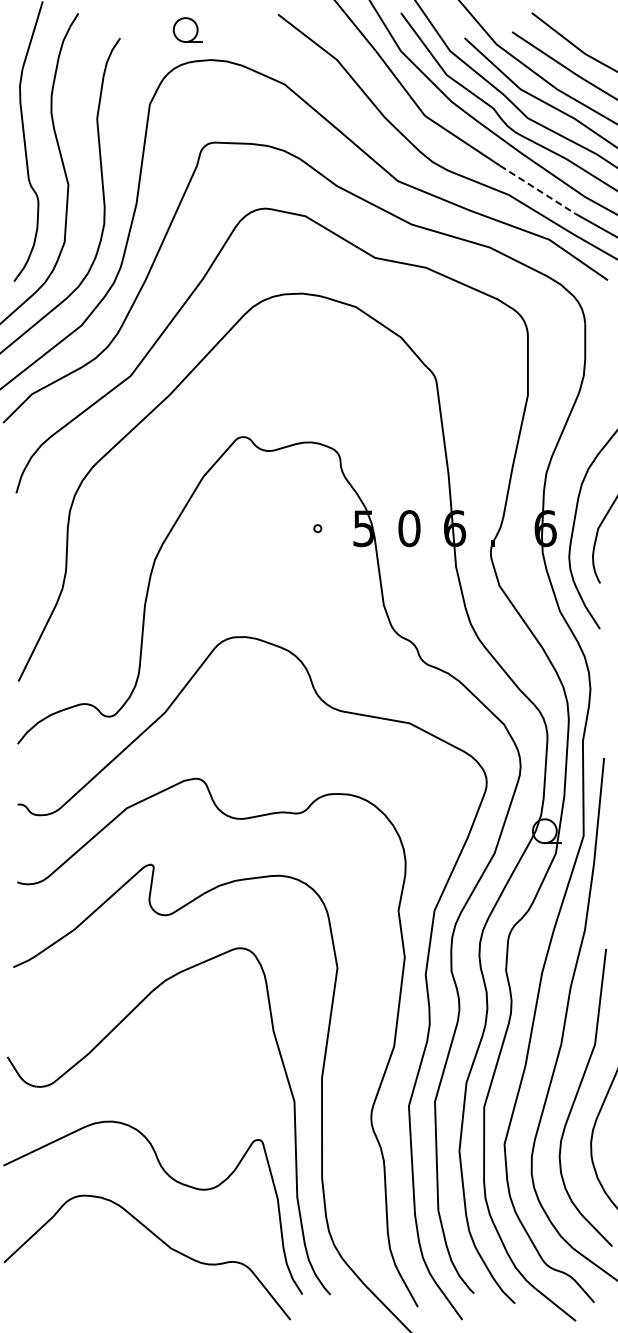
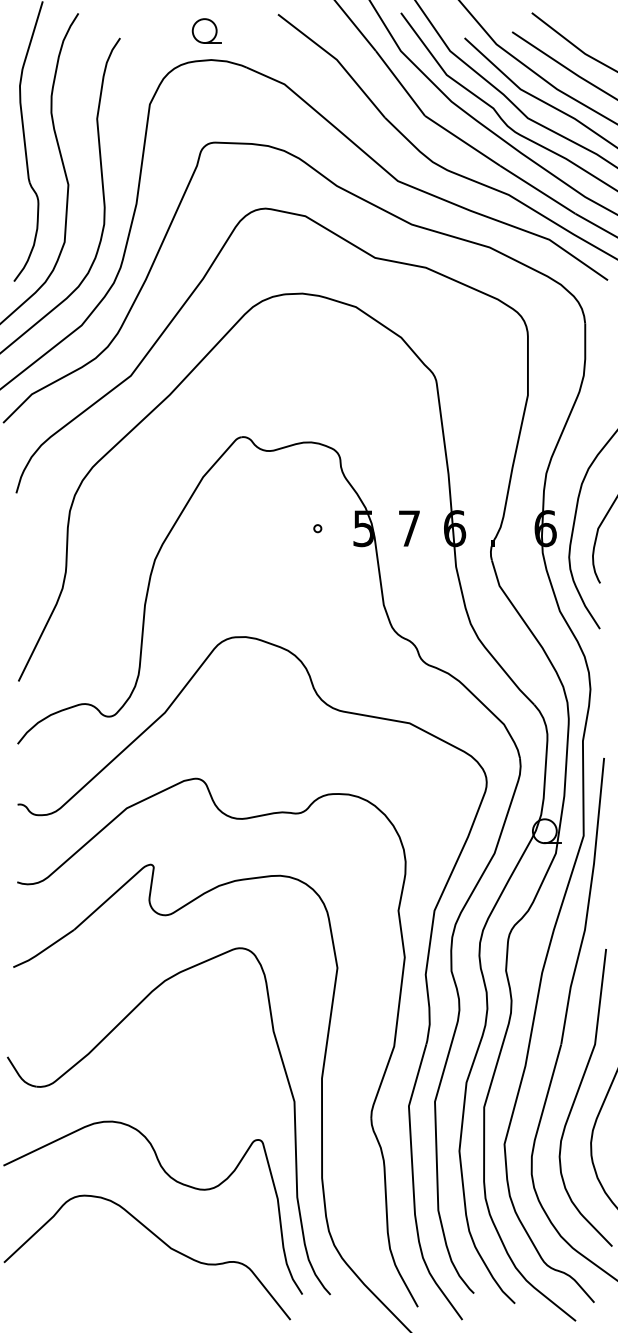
part position: (187, 29) -> (206, 30) (206, 30)
line: dashed -> solid (537, 189)
text: 0 -> 7 (409, 528)
